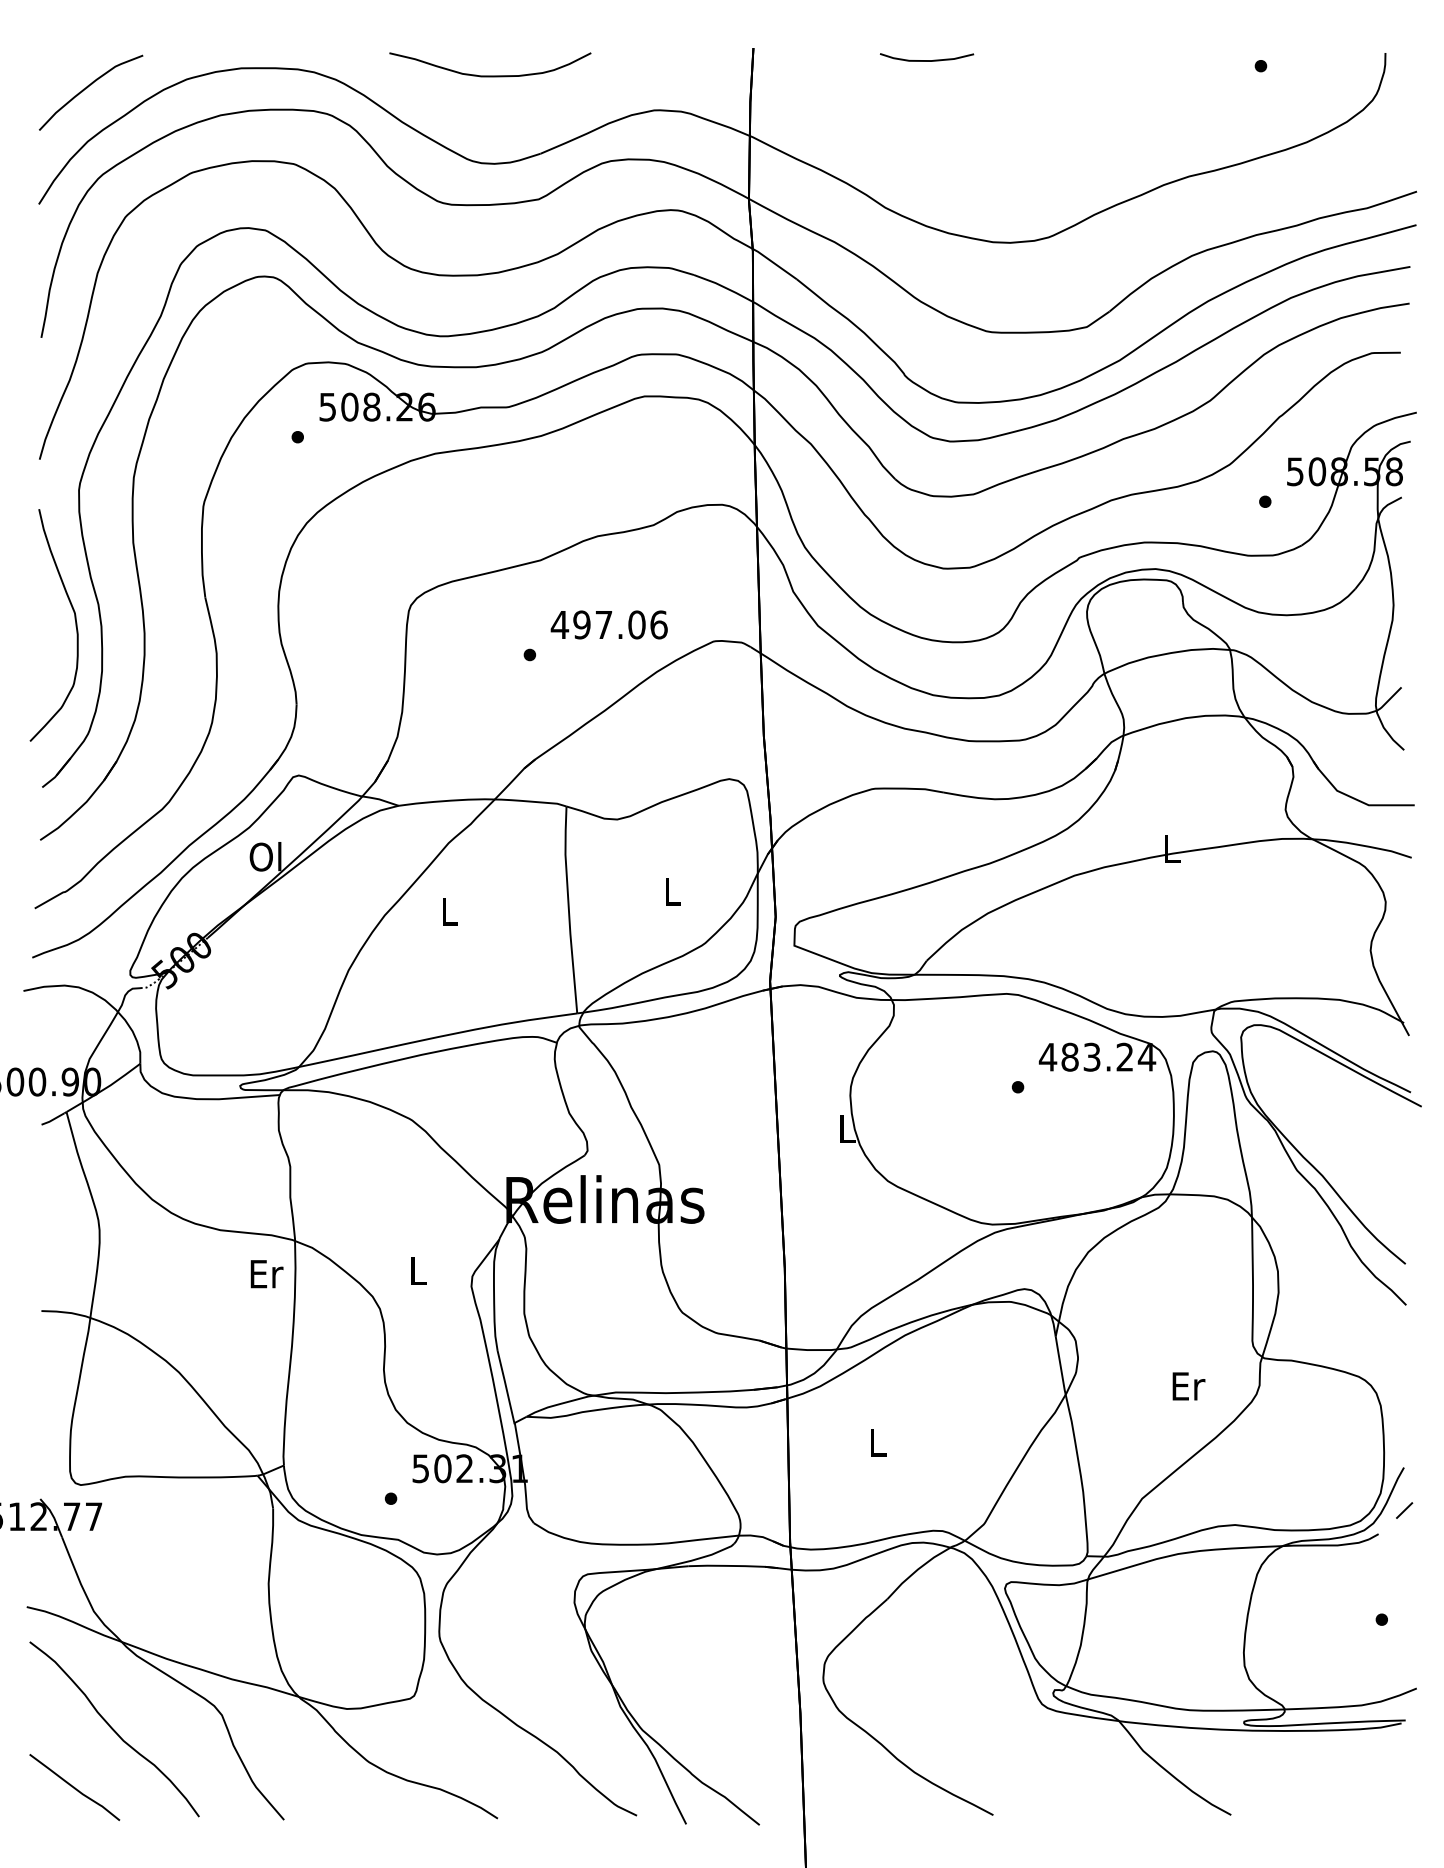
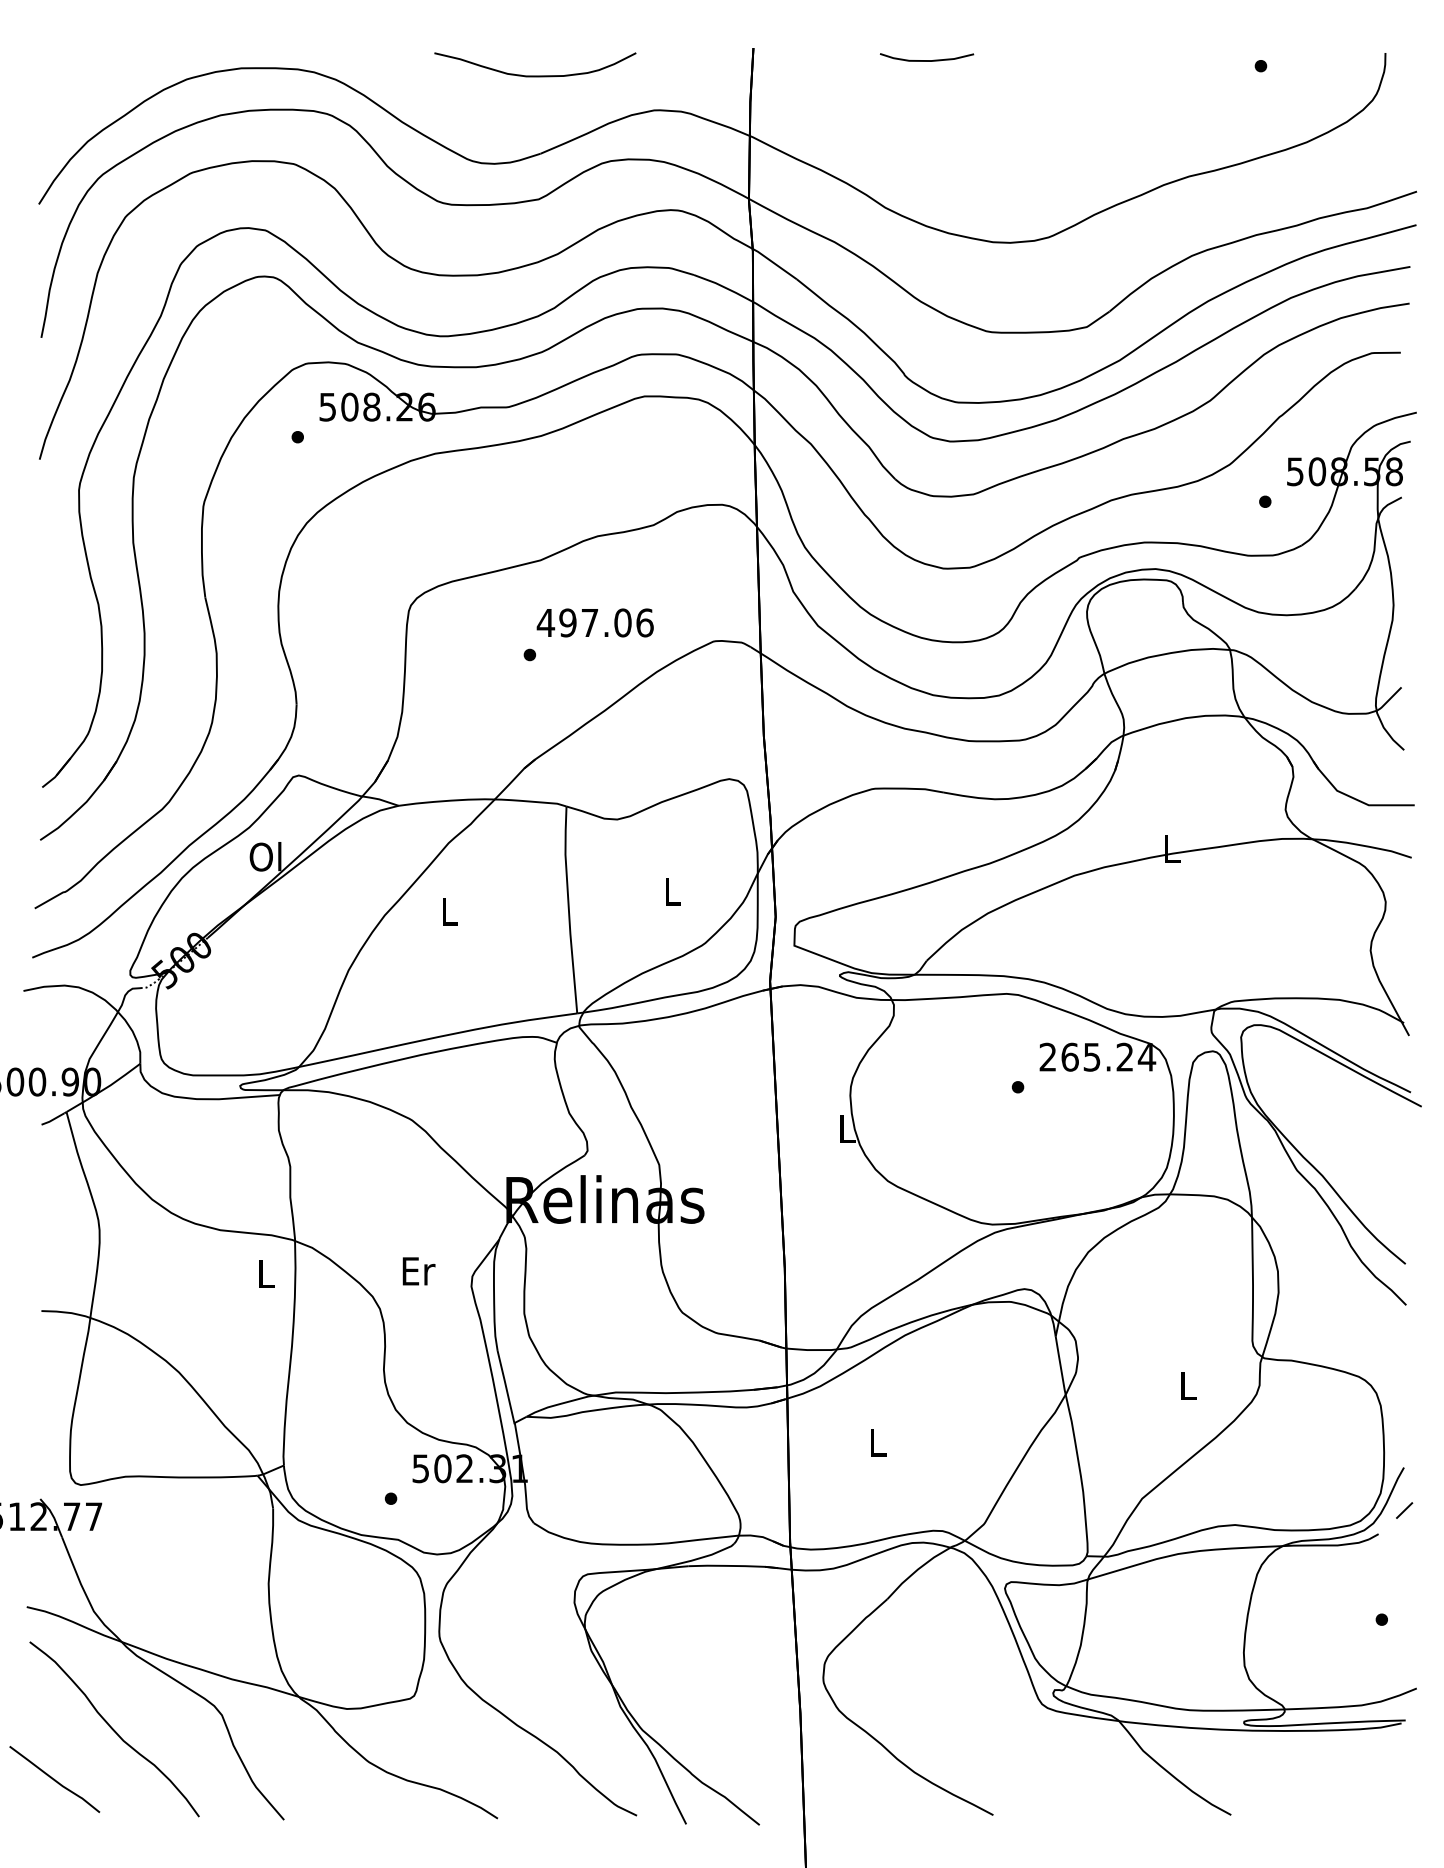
curve position: (490, 75) -> (535, 75) (535, 75)
curve: present -> none (87, 88)
curve: present -> none (74, 619)
text position: (608, 624) -> (594, 622) (594, 622)
text: 483.24 -> 265.24 (1069, 1056)
text: L -> Er (418, 1271)
text: Er -> L (266, 1274)
text: Er -> L (1188, 1386)
curve position: (74, 1787) -> (54, 1779) (54, 1779)
